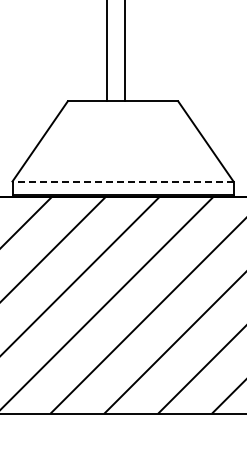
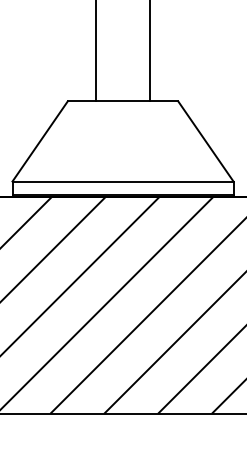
line position: (107, 51) -> (96, 51) (96, 51)
line position: (124, 51) -> (149, 51) (149, 51)
line: dashed -> solid (122, 181)
